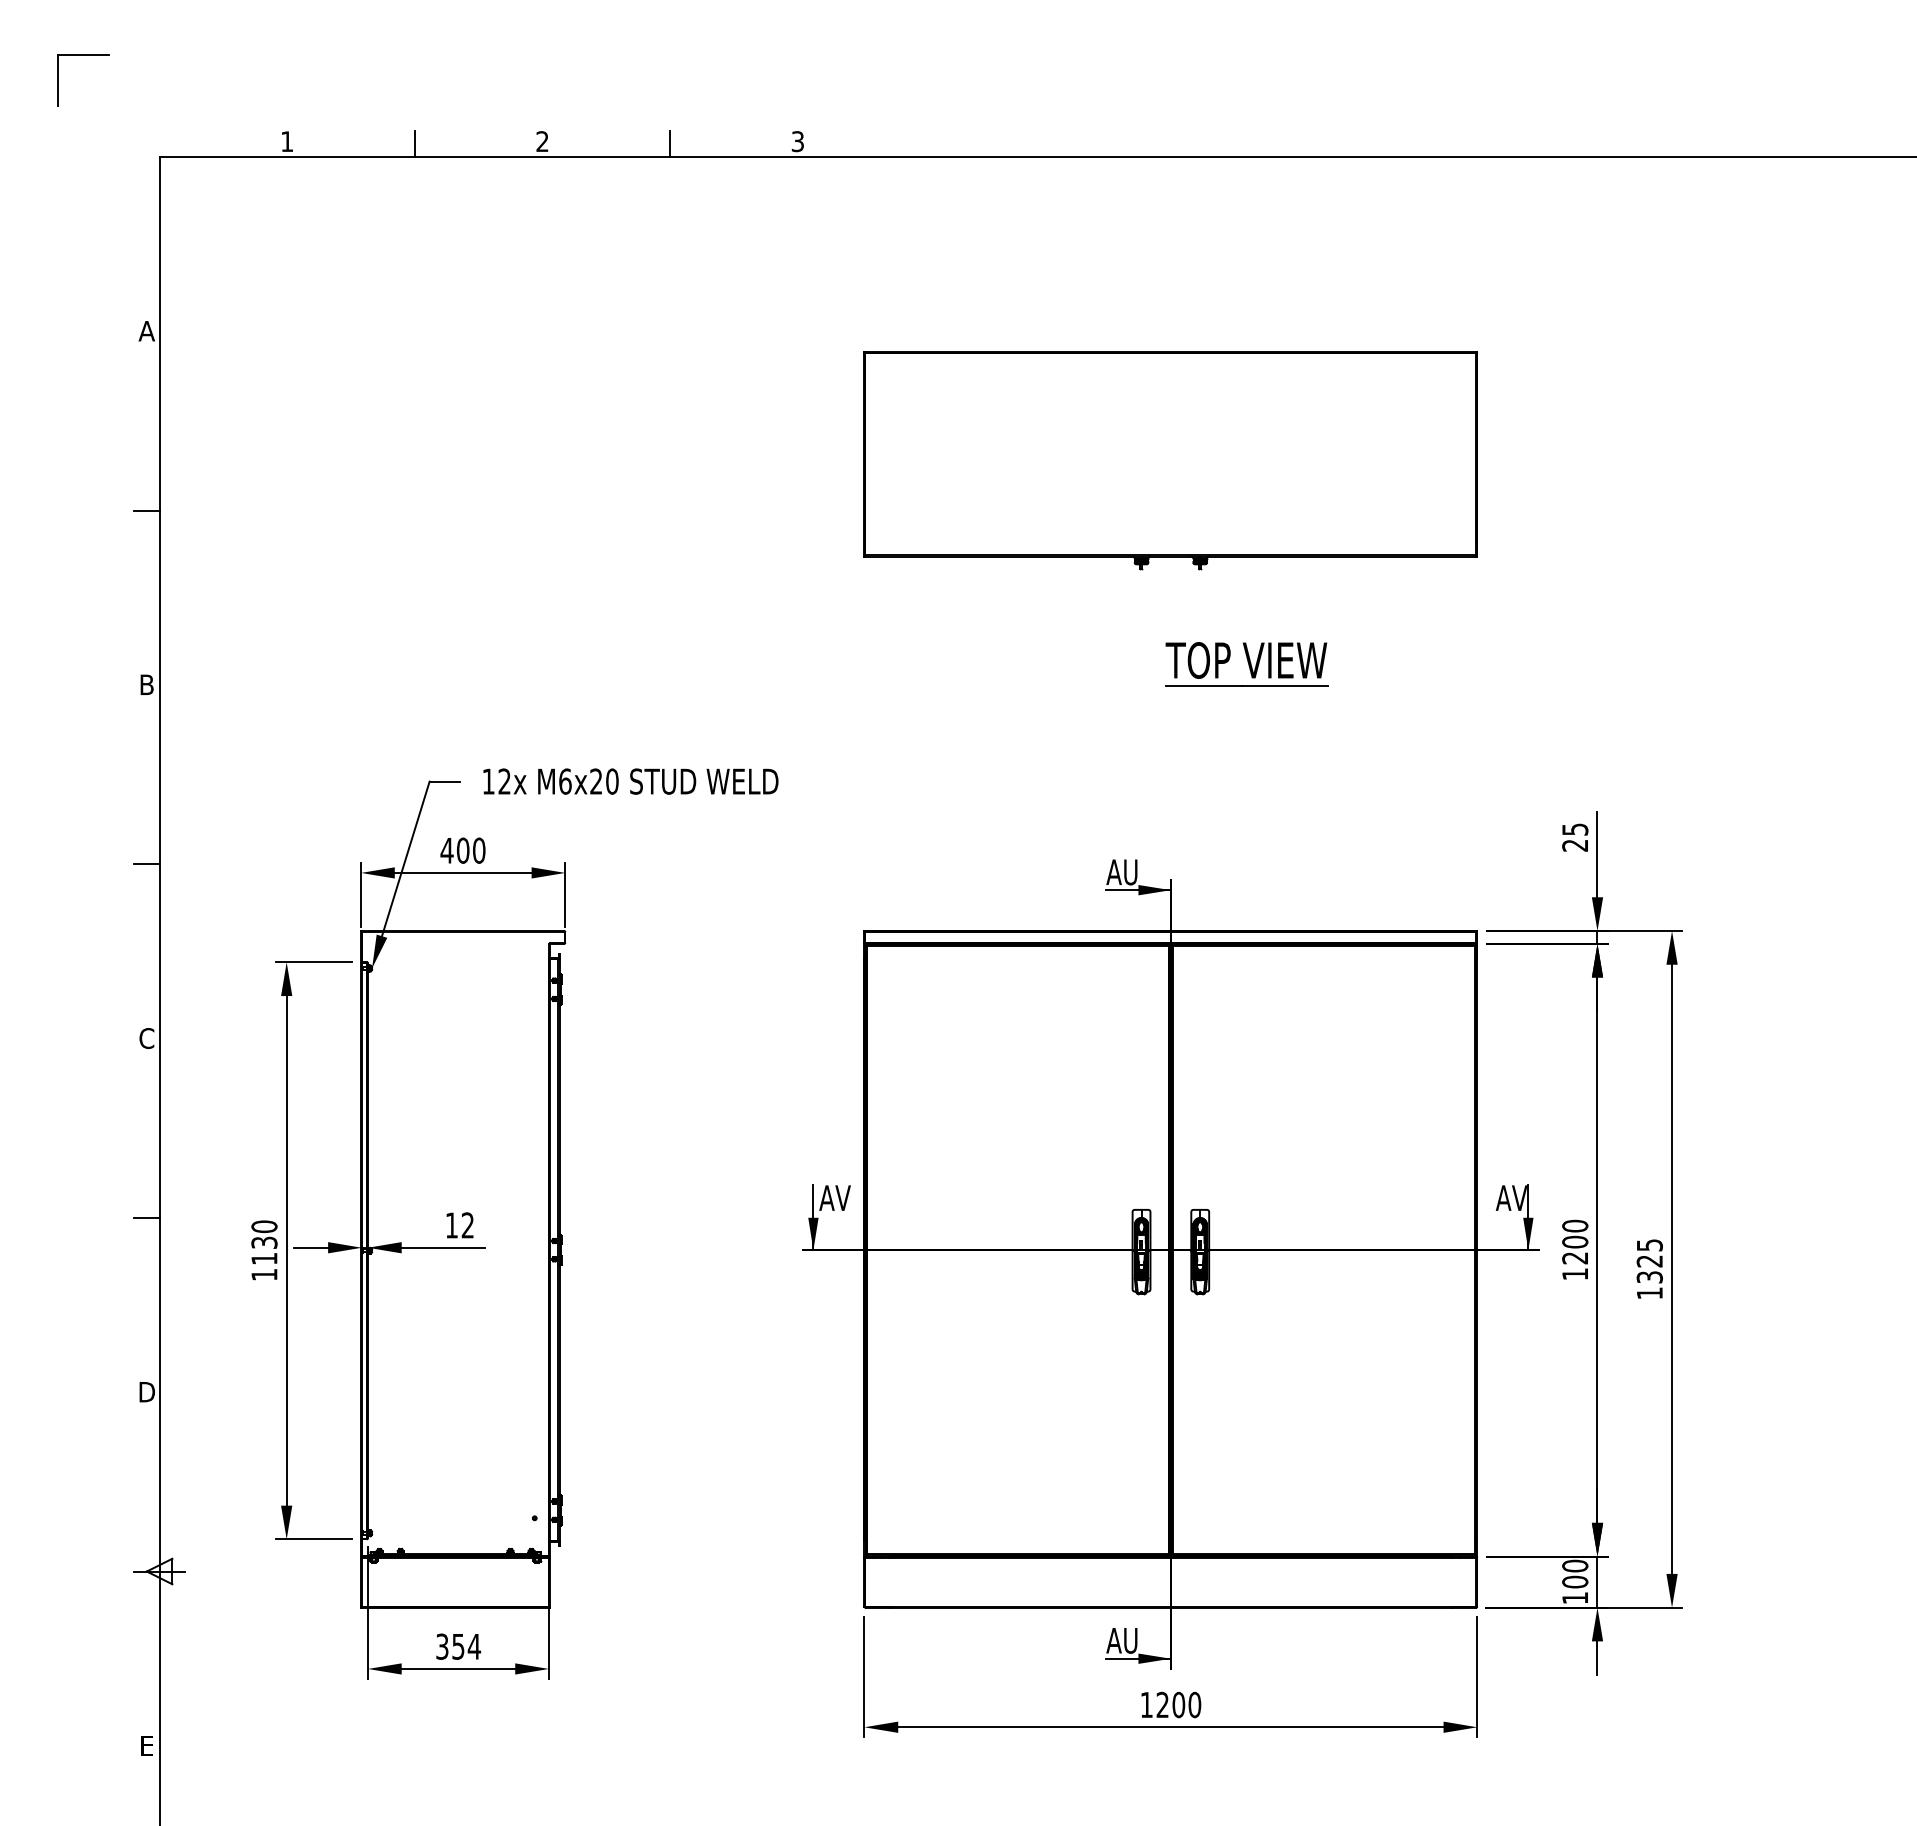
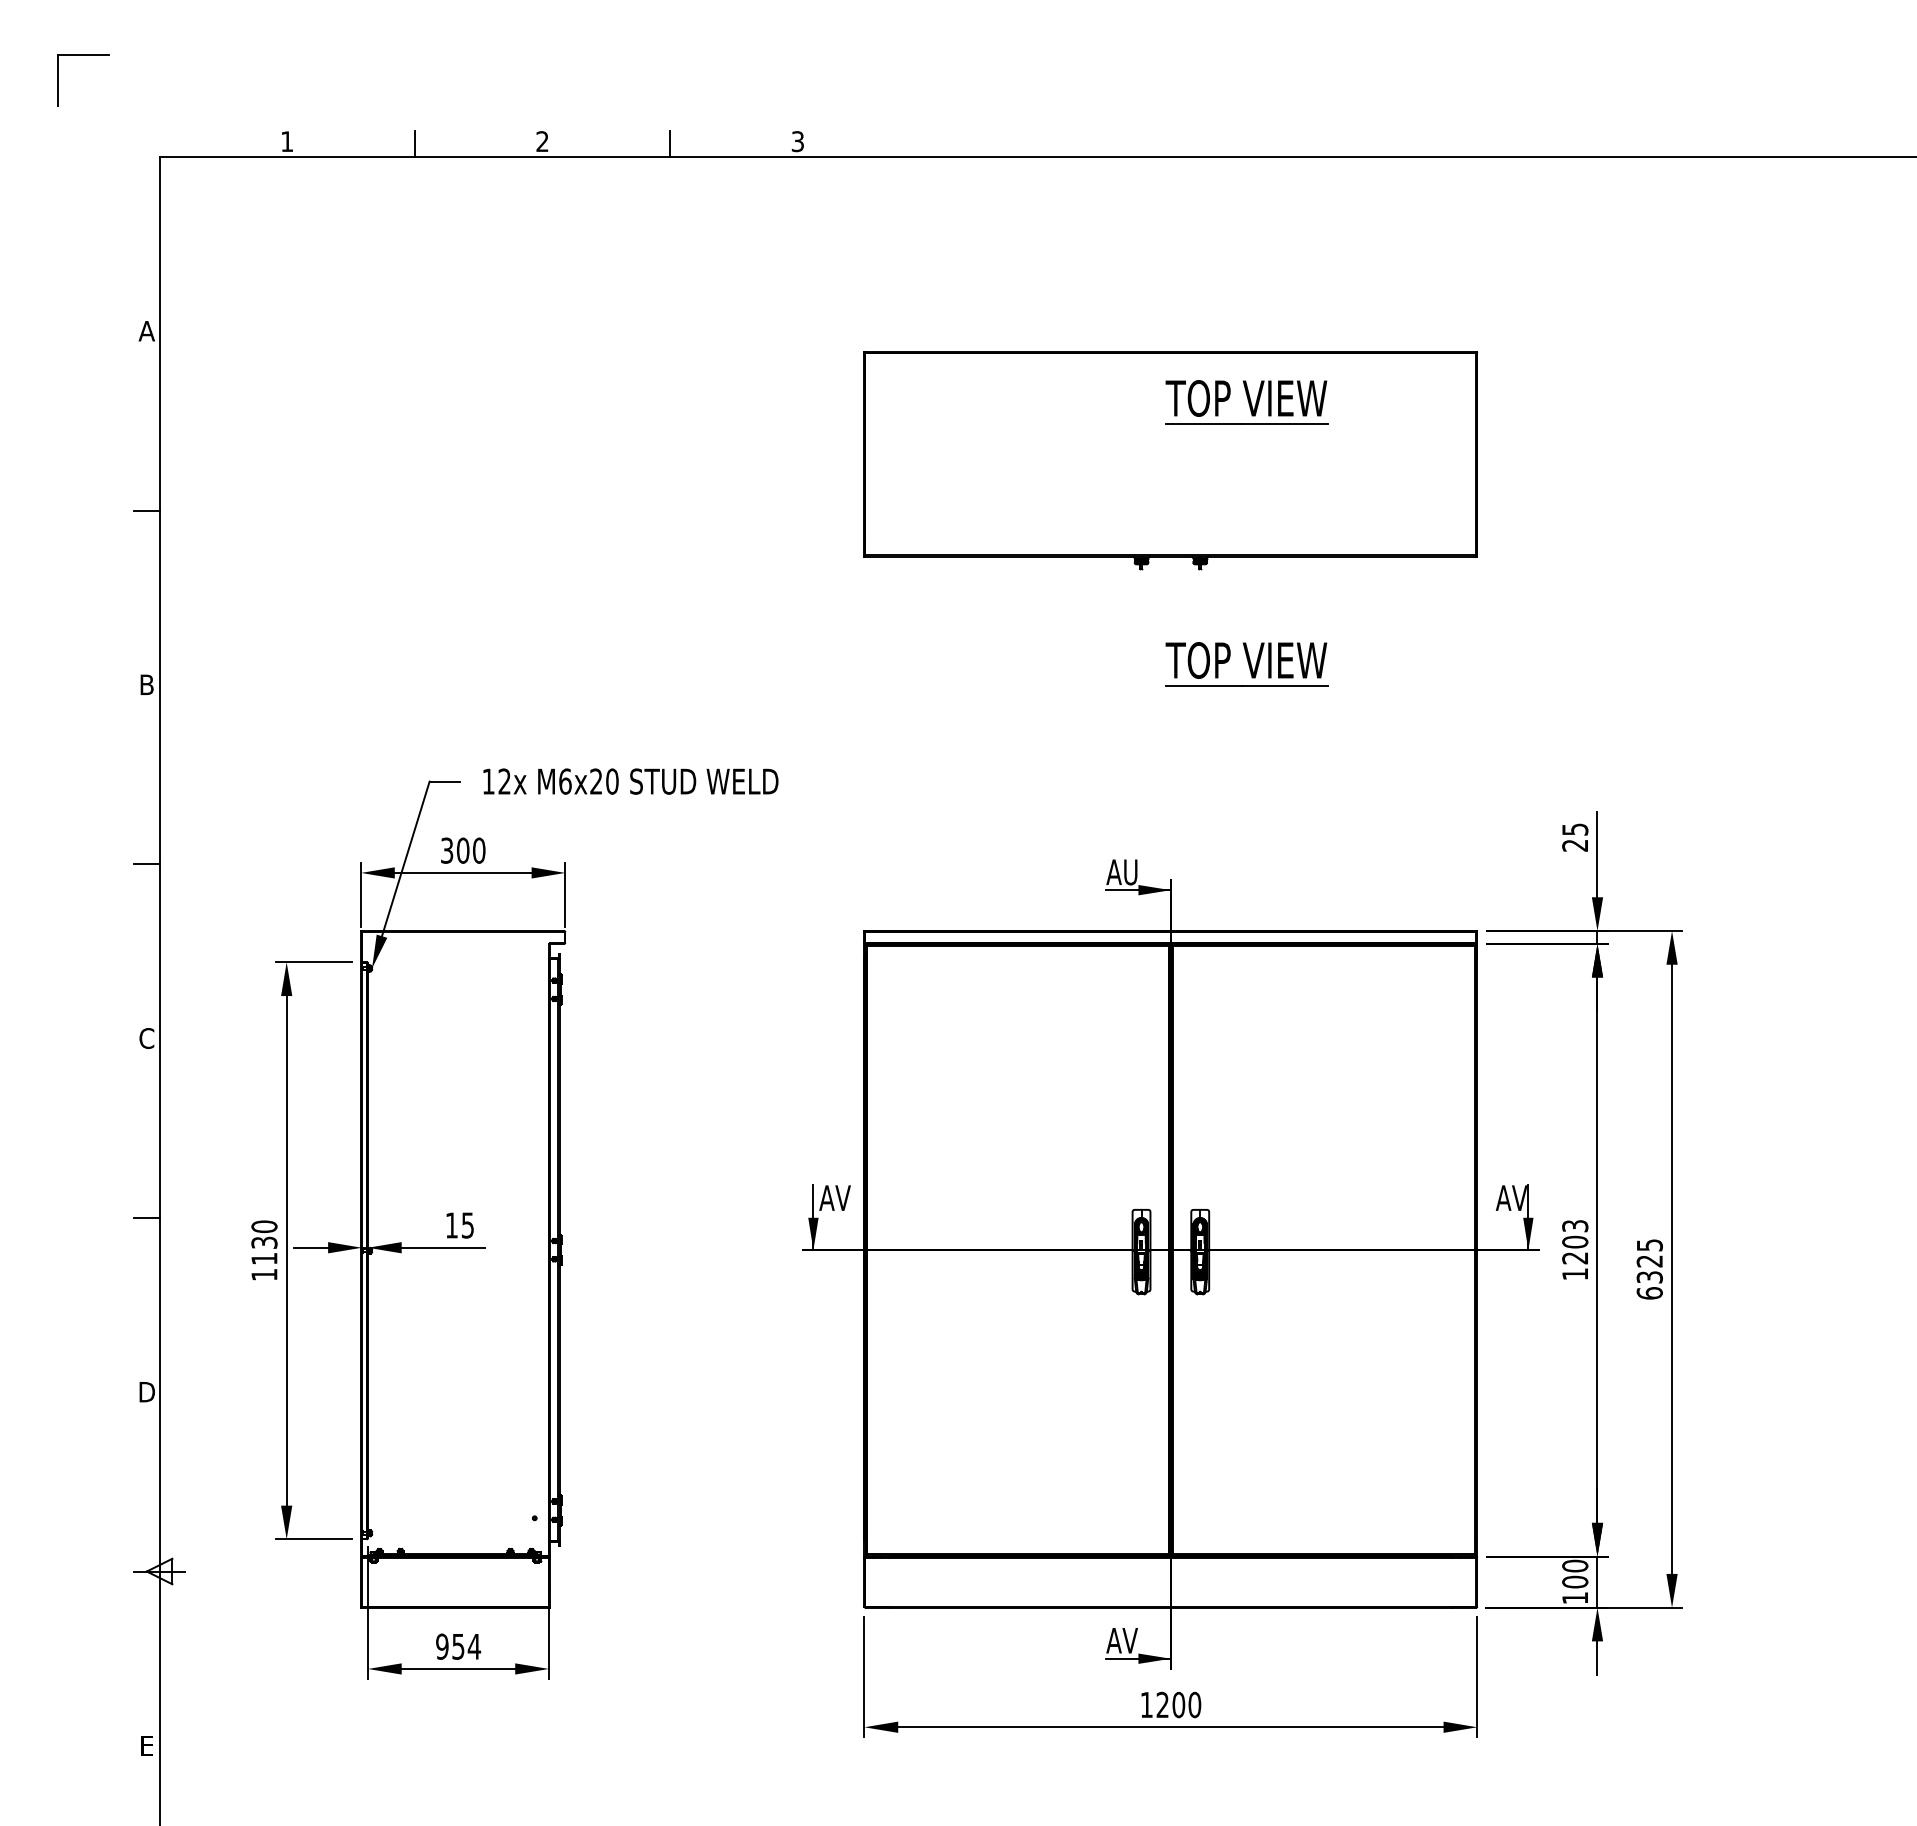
part: none -> present (1246, 402)
text: 400 -> 300 (446, 850)
text: 12 -> 15 (467, 1225)
text: 1200 -> 1203 (1575, 1225)
text: 1325 -> 6325 (1649, 1293)
text: AU -> AV (1129, 1640)
text: 354 -> 954 (442, 1646)
